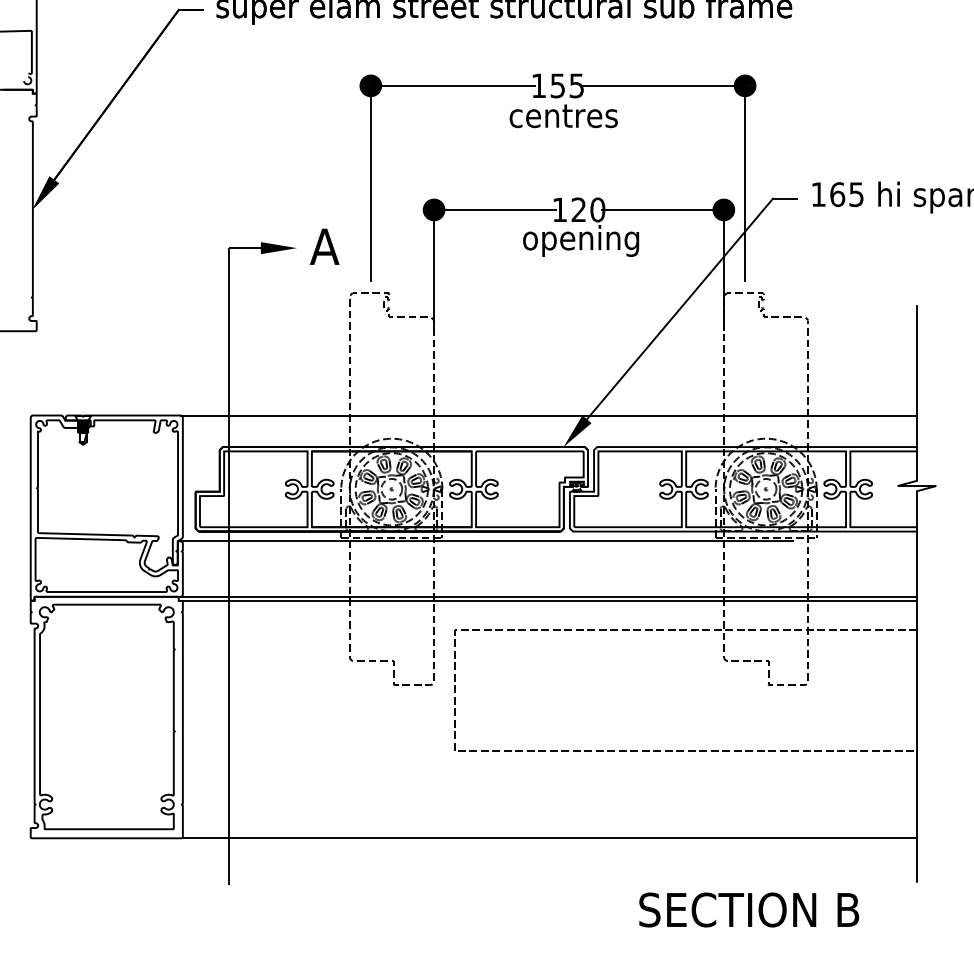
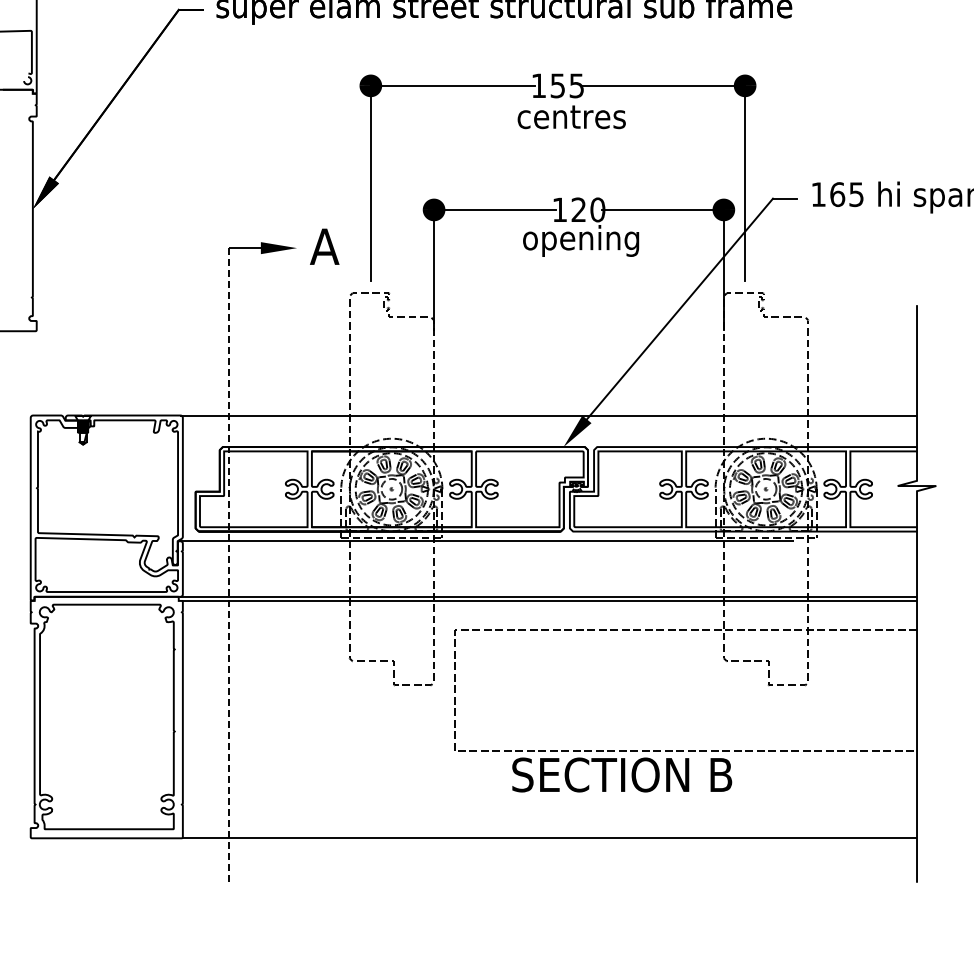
text position: (563, 116) -> (571, 117) (571, 117)
line: solid -> dashed (228, 566)
text position: (749, 909) -> (622, 774) (622, 774)
